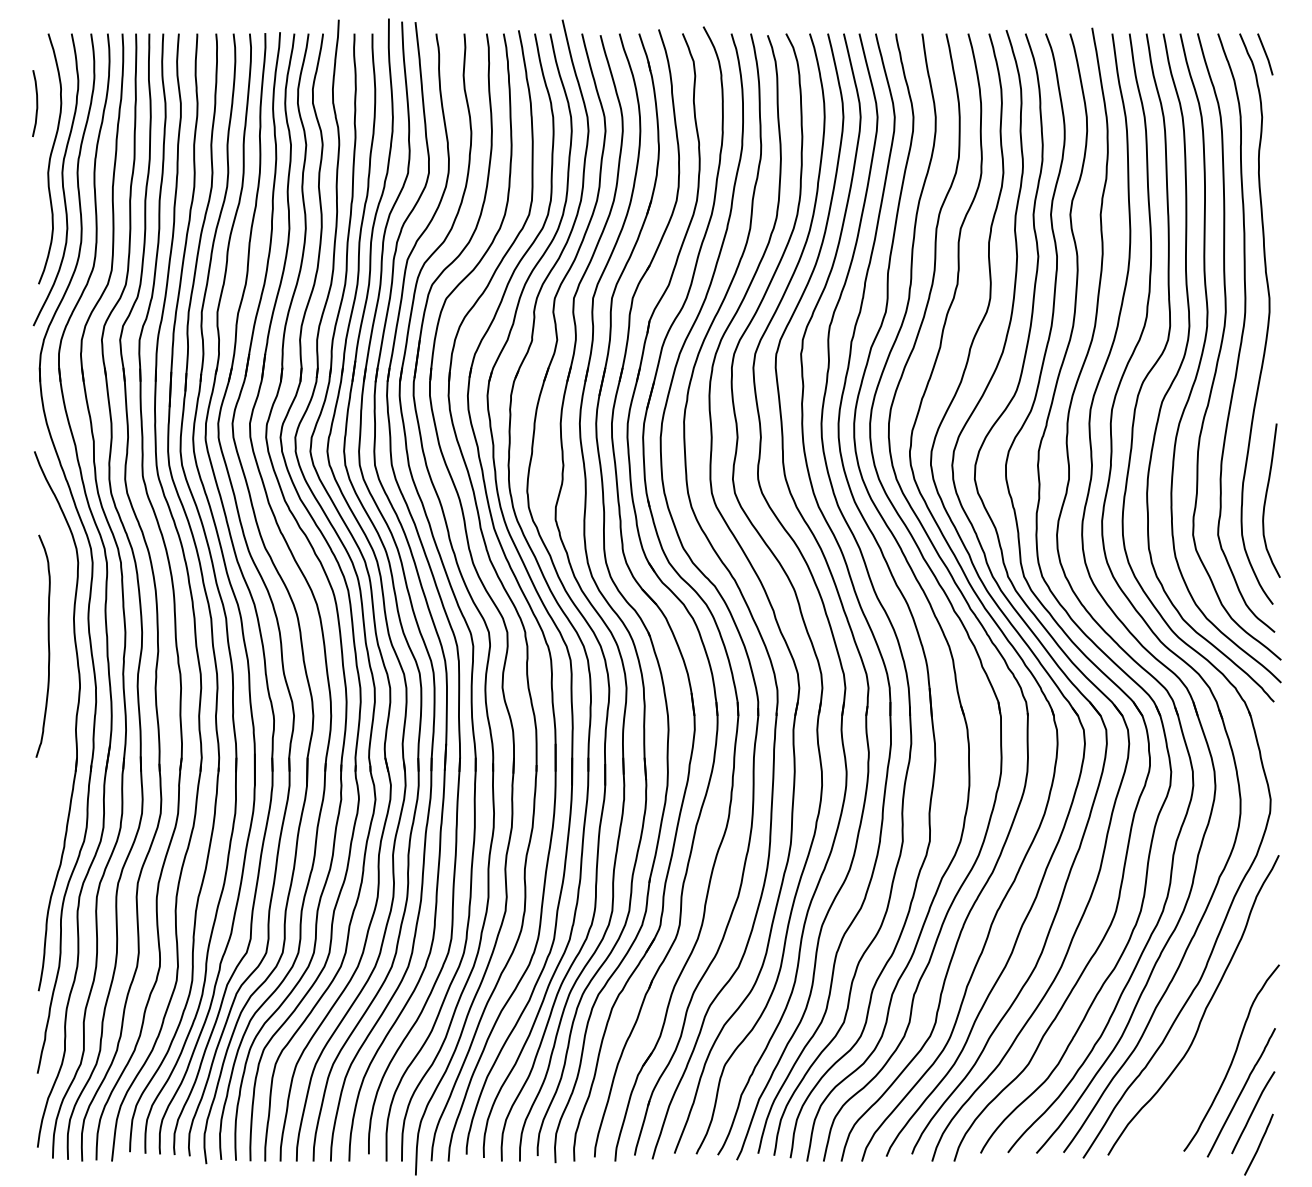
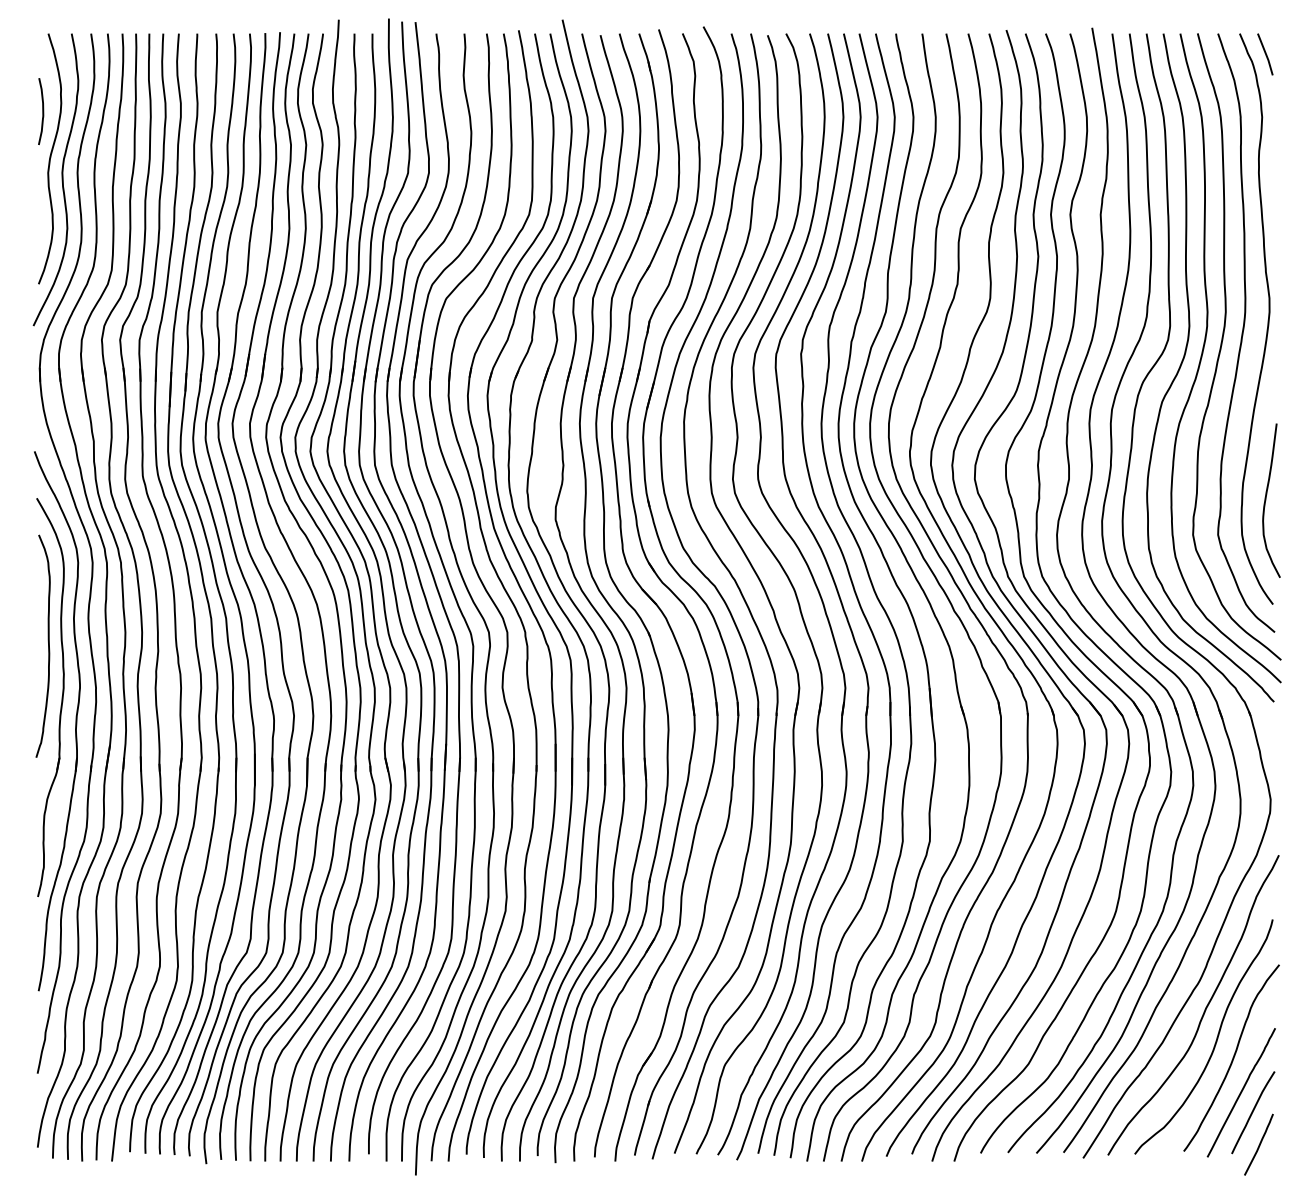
curve position: (36, 103) -> (42, 111) (42, 111)
part: none -> present (61, 697)
curve: none -> present (1215, 1040)
